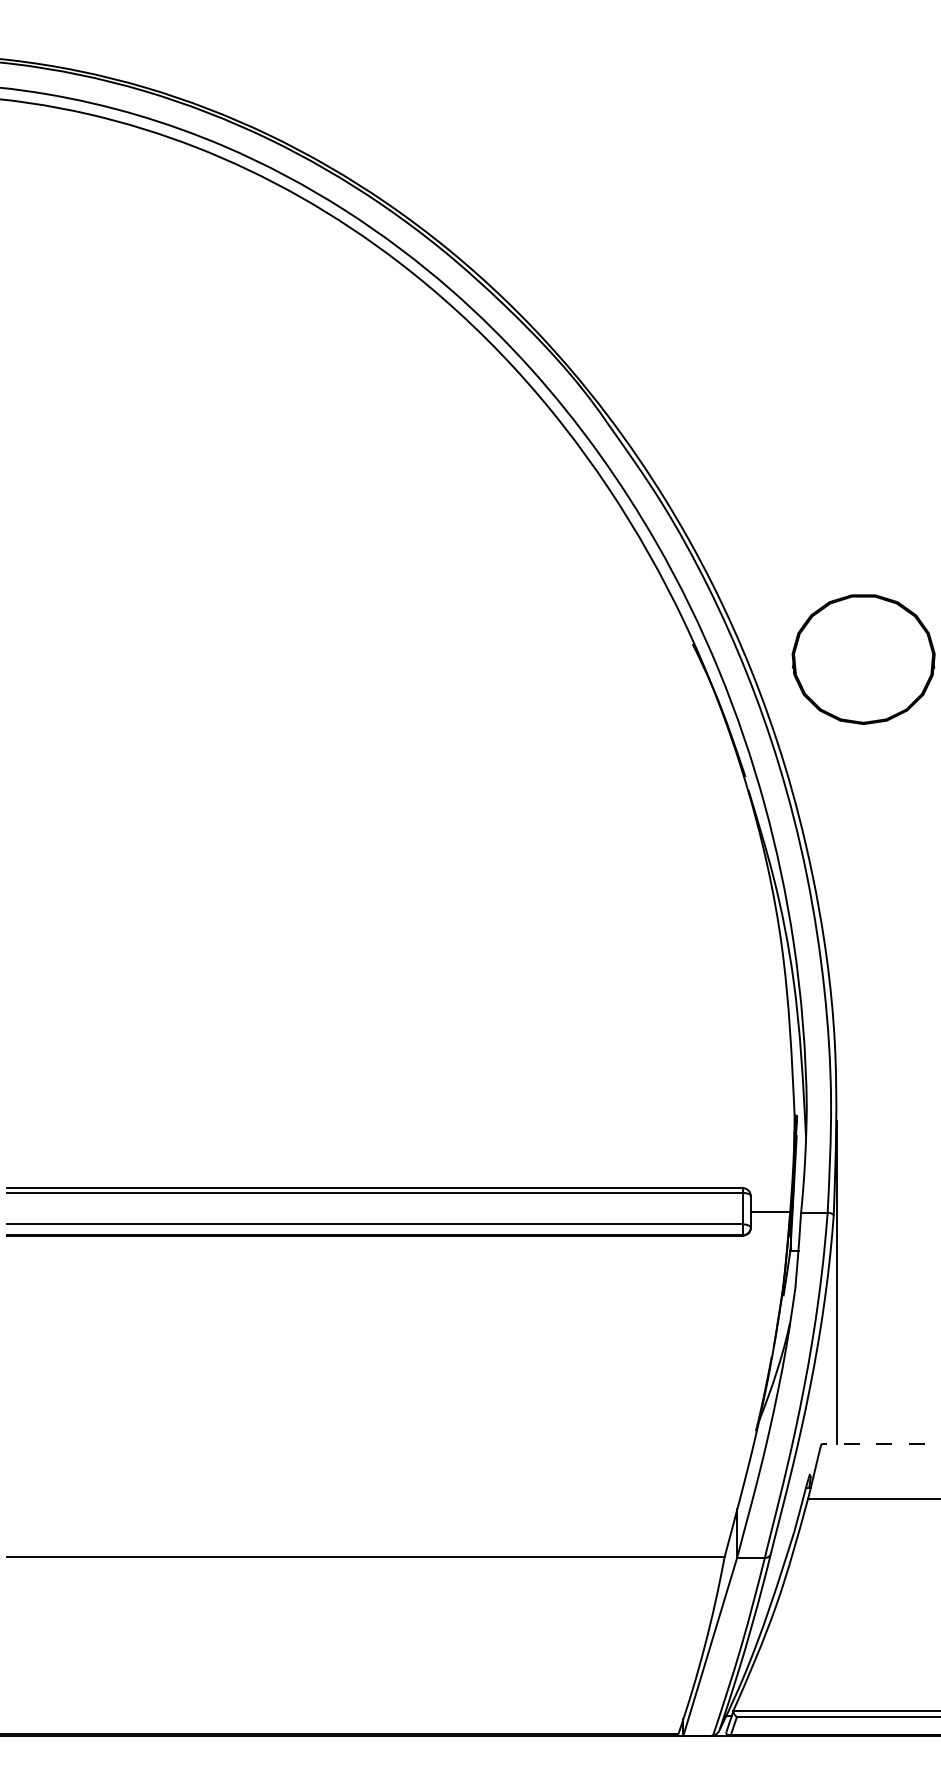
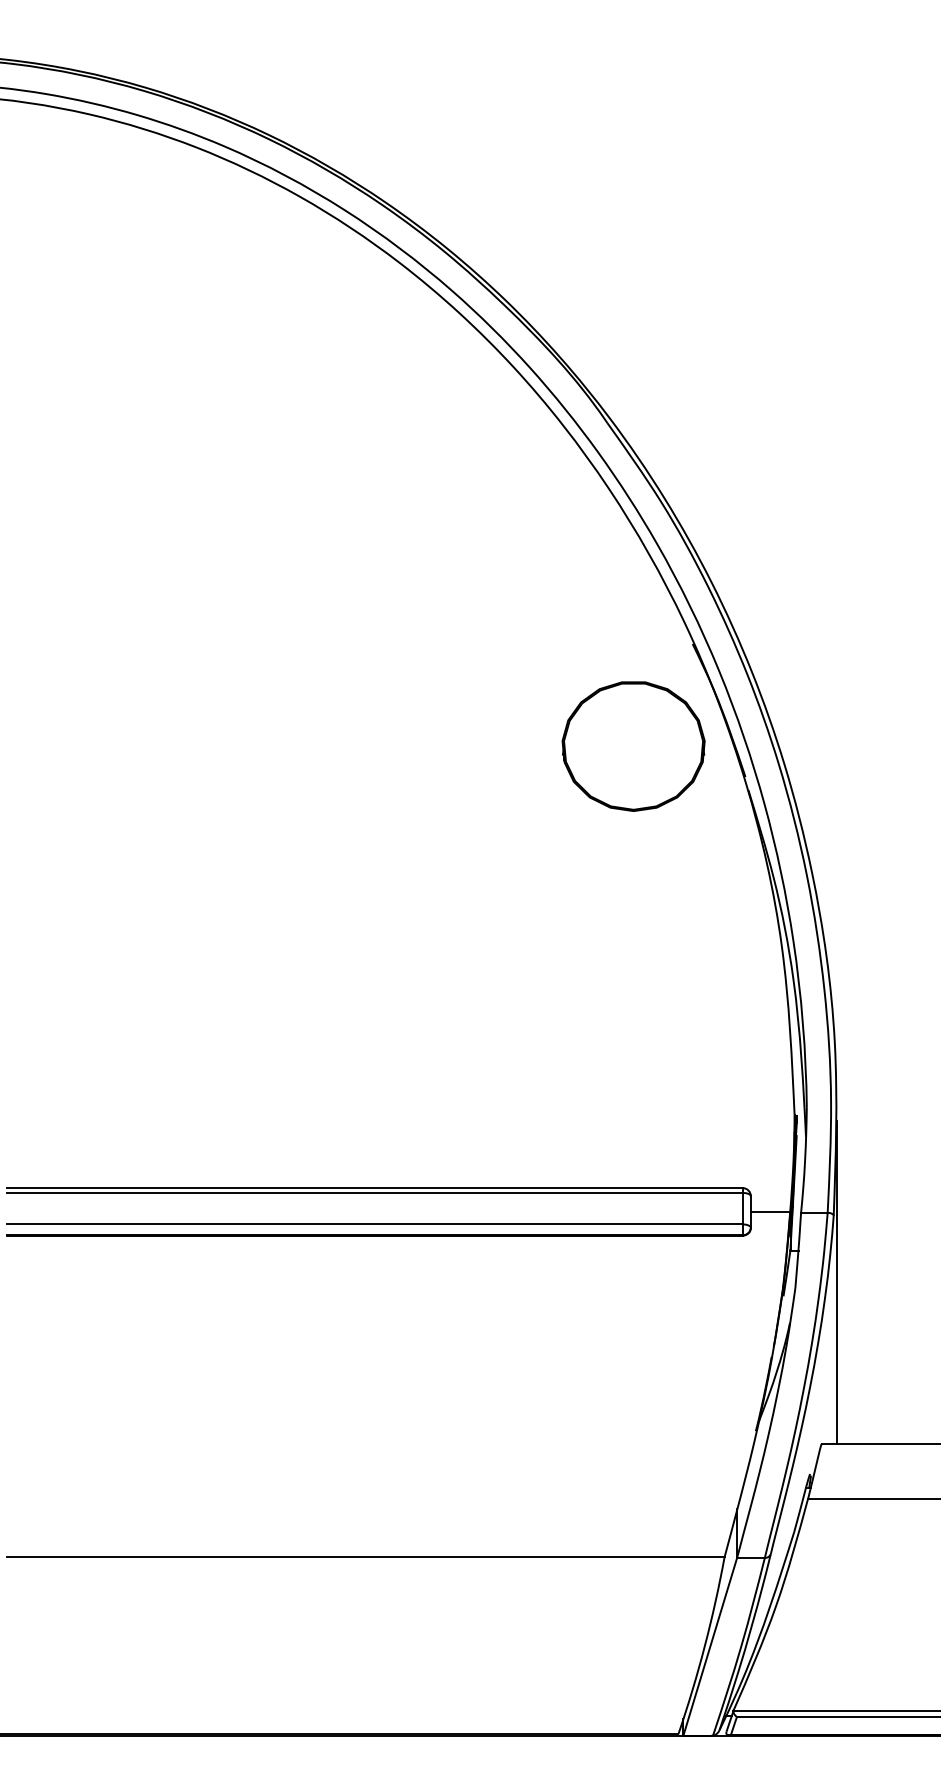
part position: (863, 659) -> (633, 746) (633, 746)
line: dashed -> solid (880, 1444)
